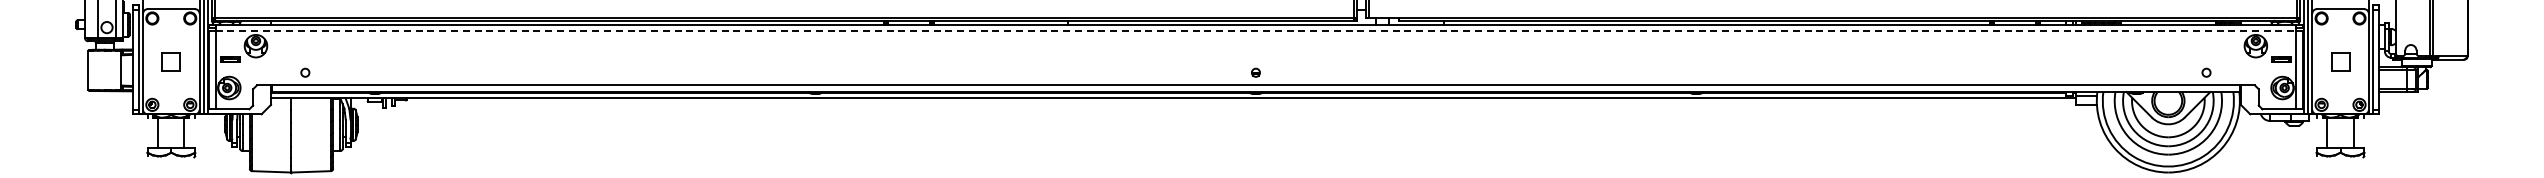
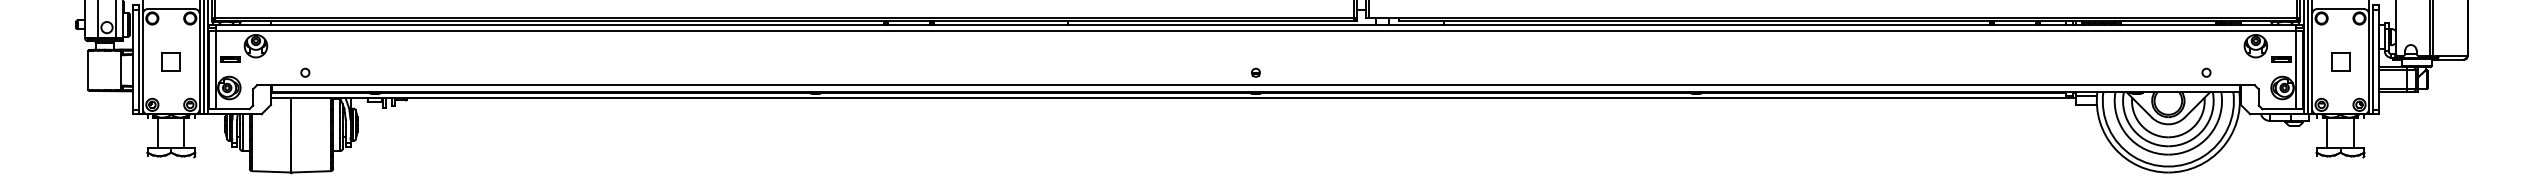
line: dashed -> solid (1256, 31)
